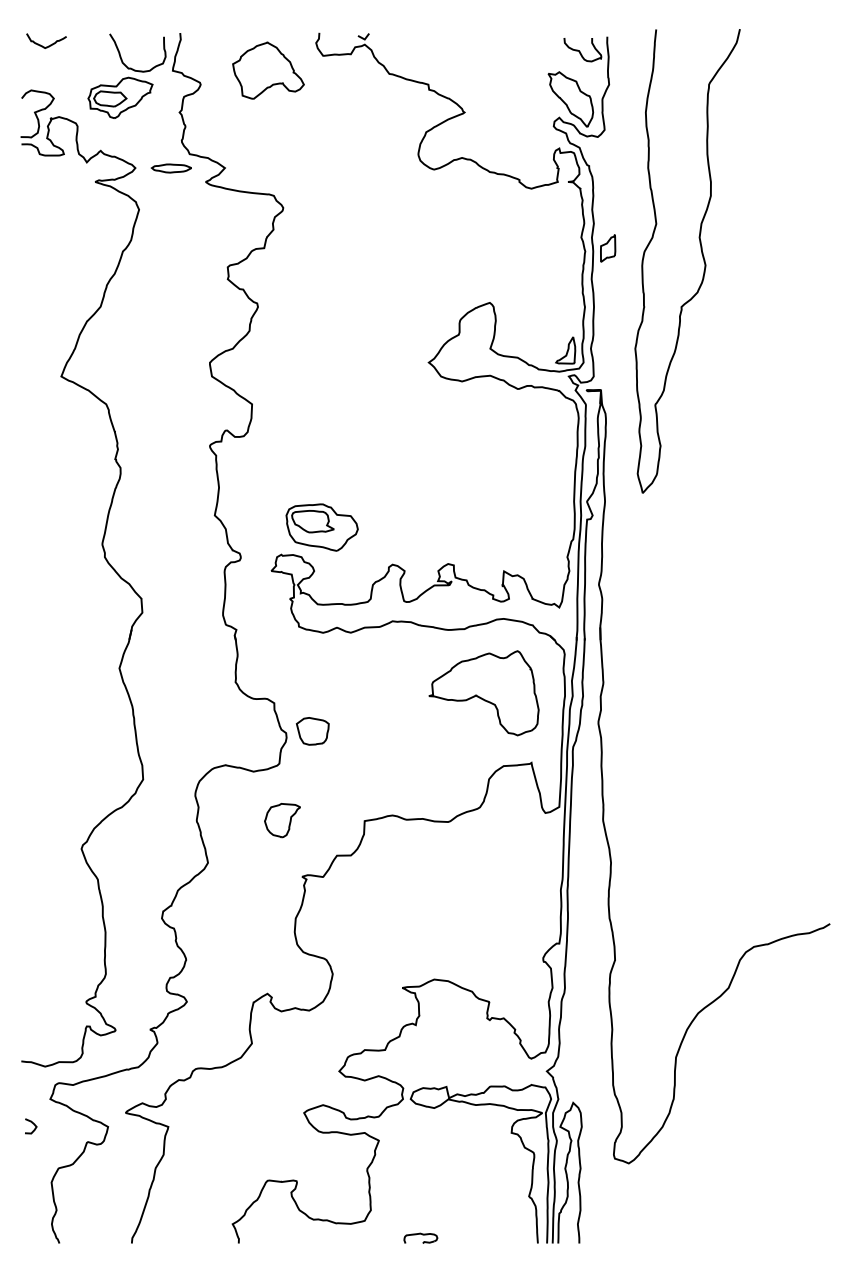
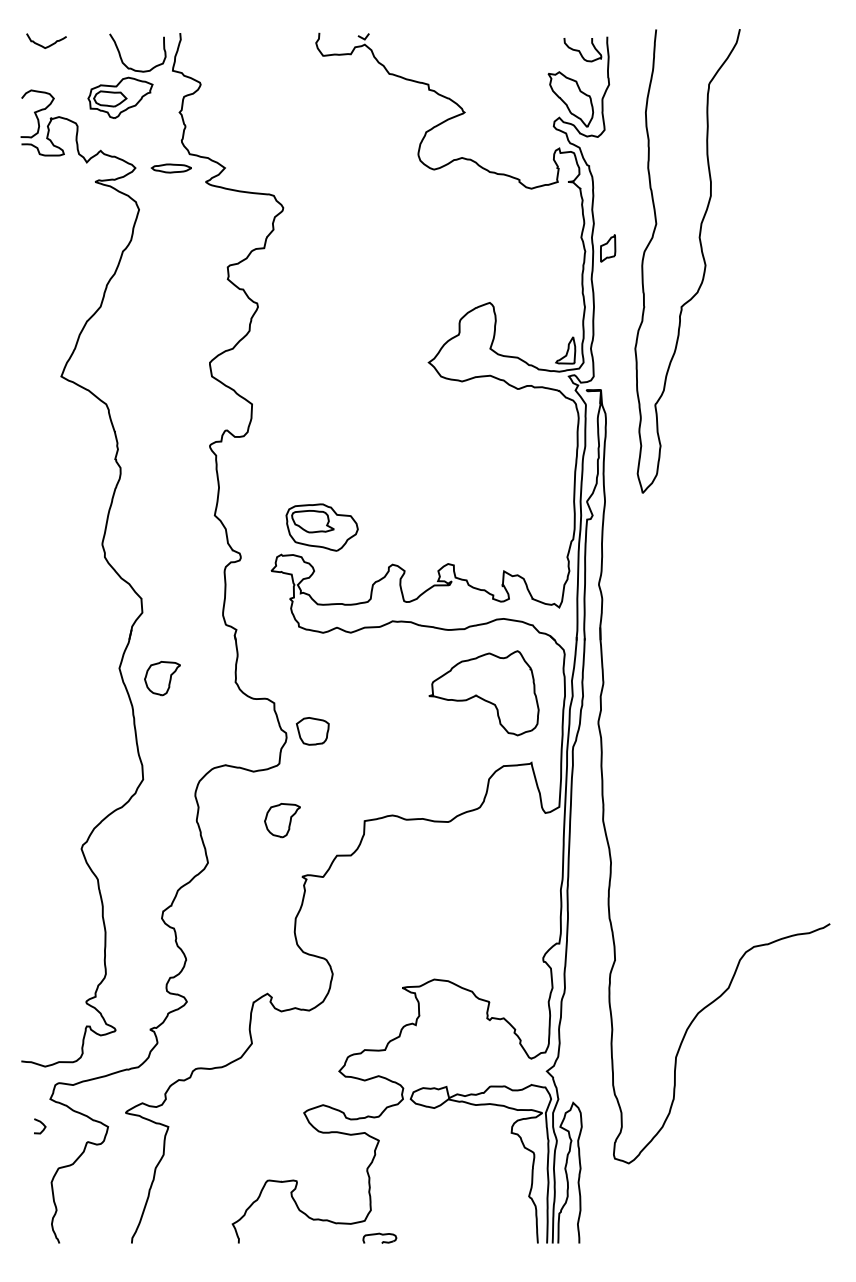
part: present -> none (268, 70)
part: none -> present (162, 678)
curve position: (33, 1124) -> (42, 1124) (42, 1124)
part position: (420, 1237) -> (379, 1237) (379, 1237)
